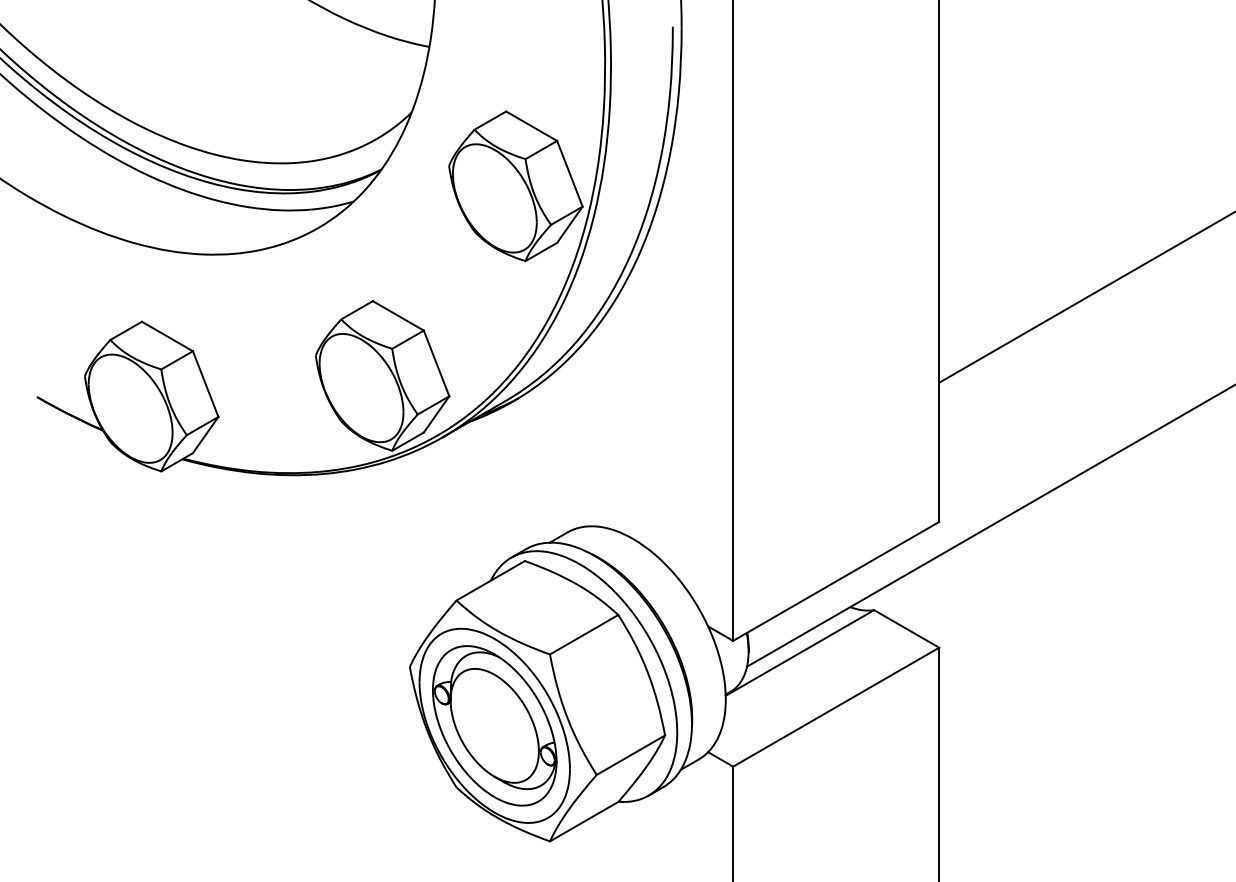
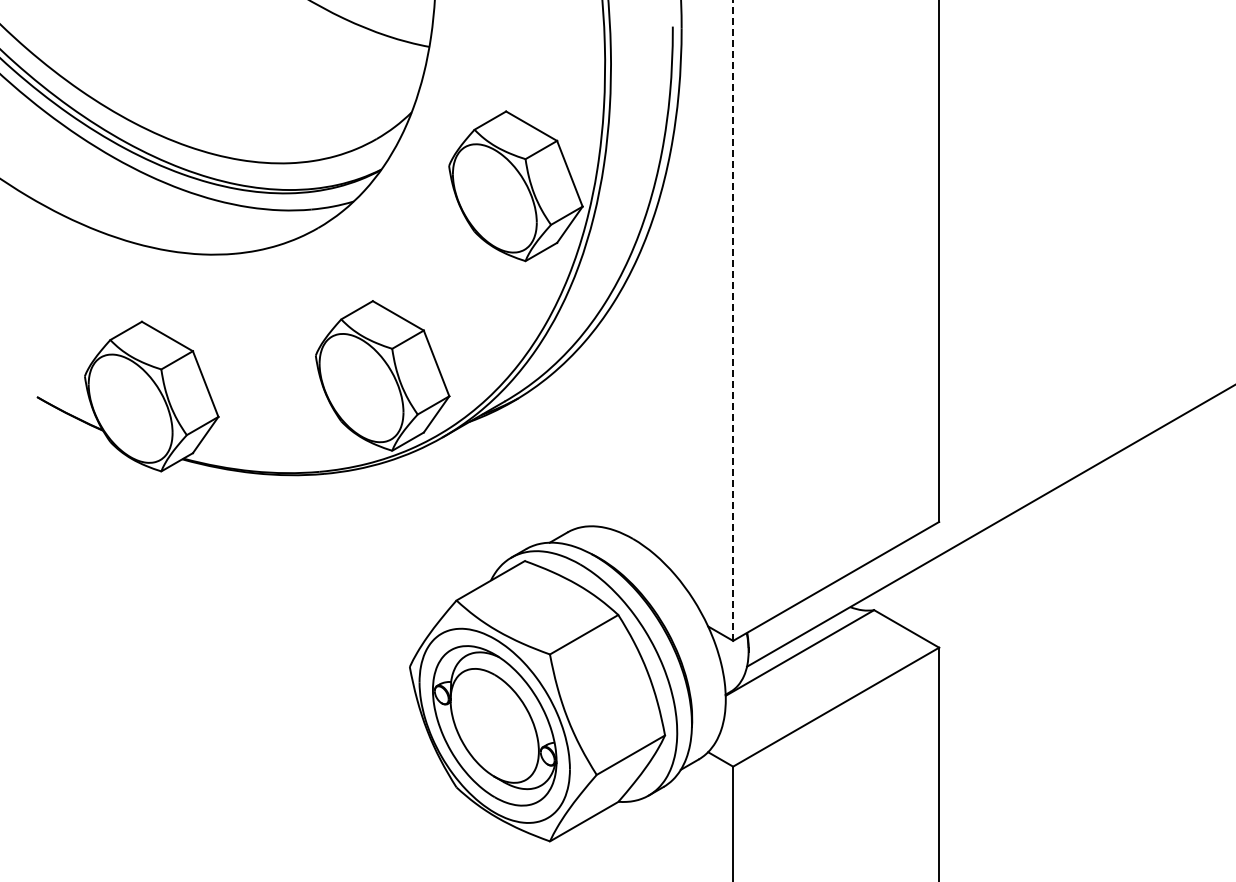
line: present -> none (1085, 297)
line: solid -> dashed (733, 320)
